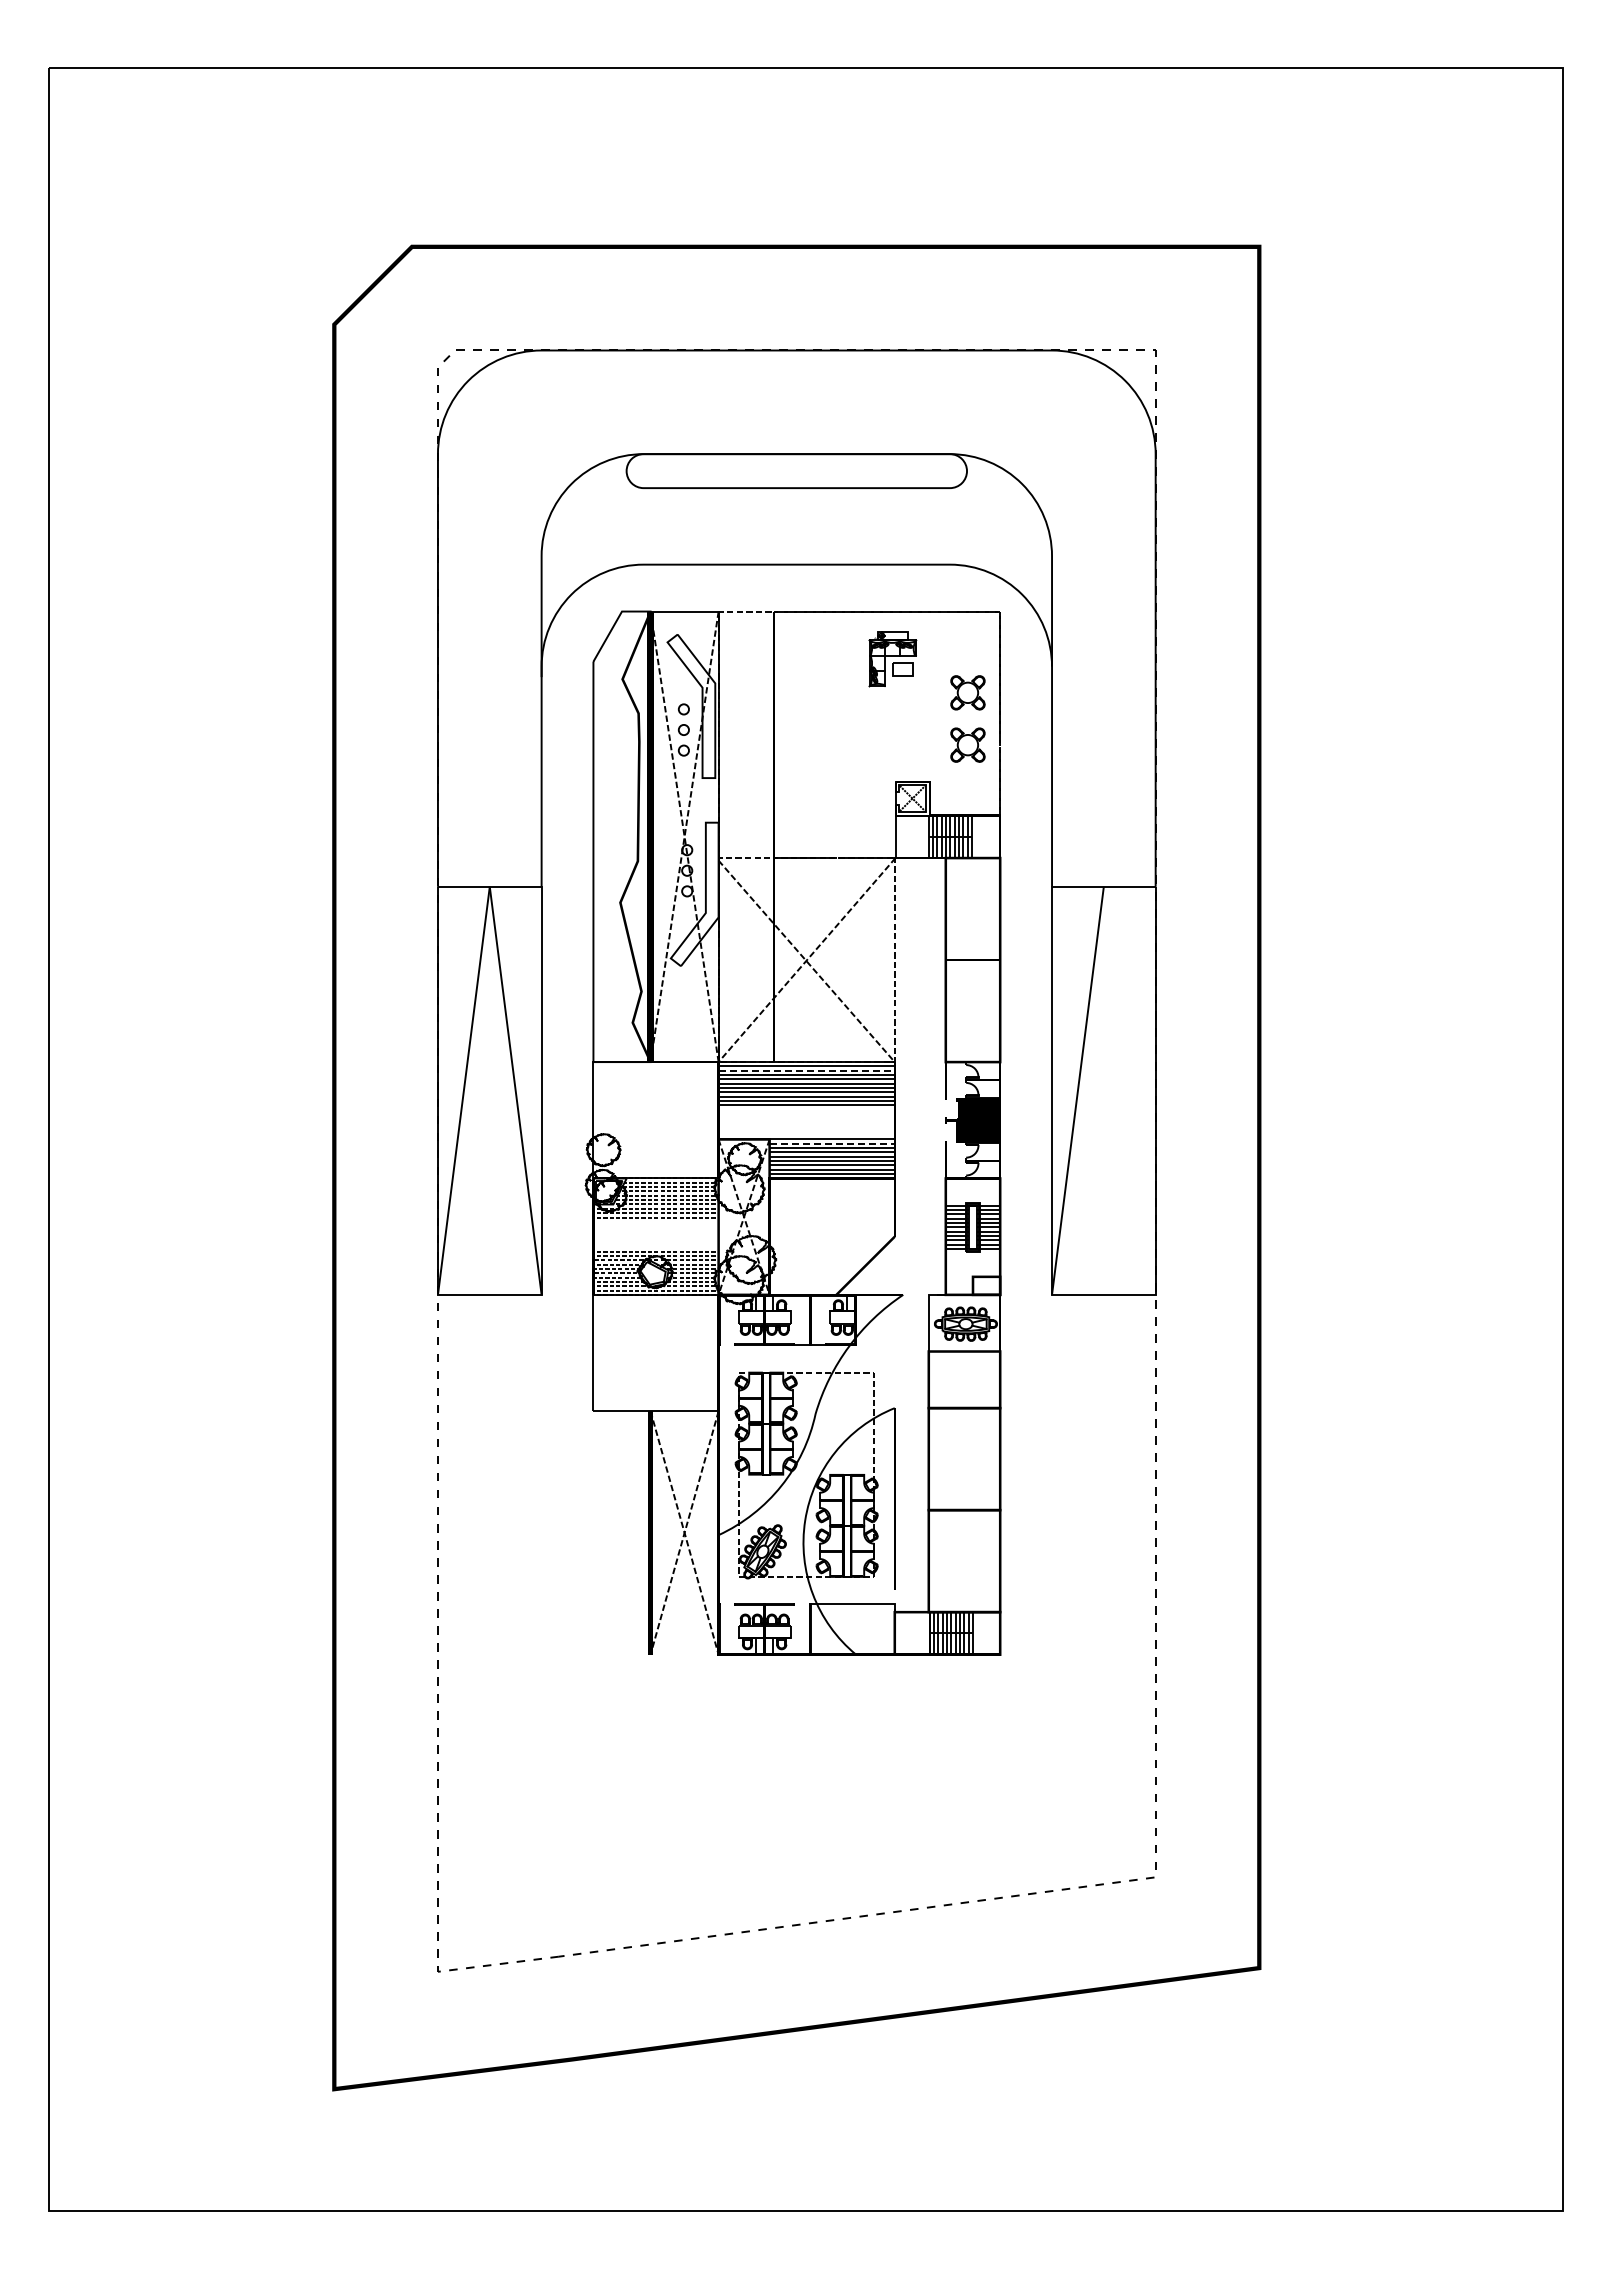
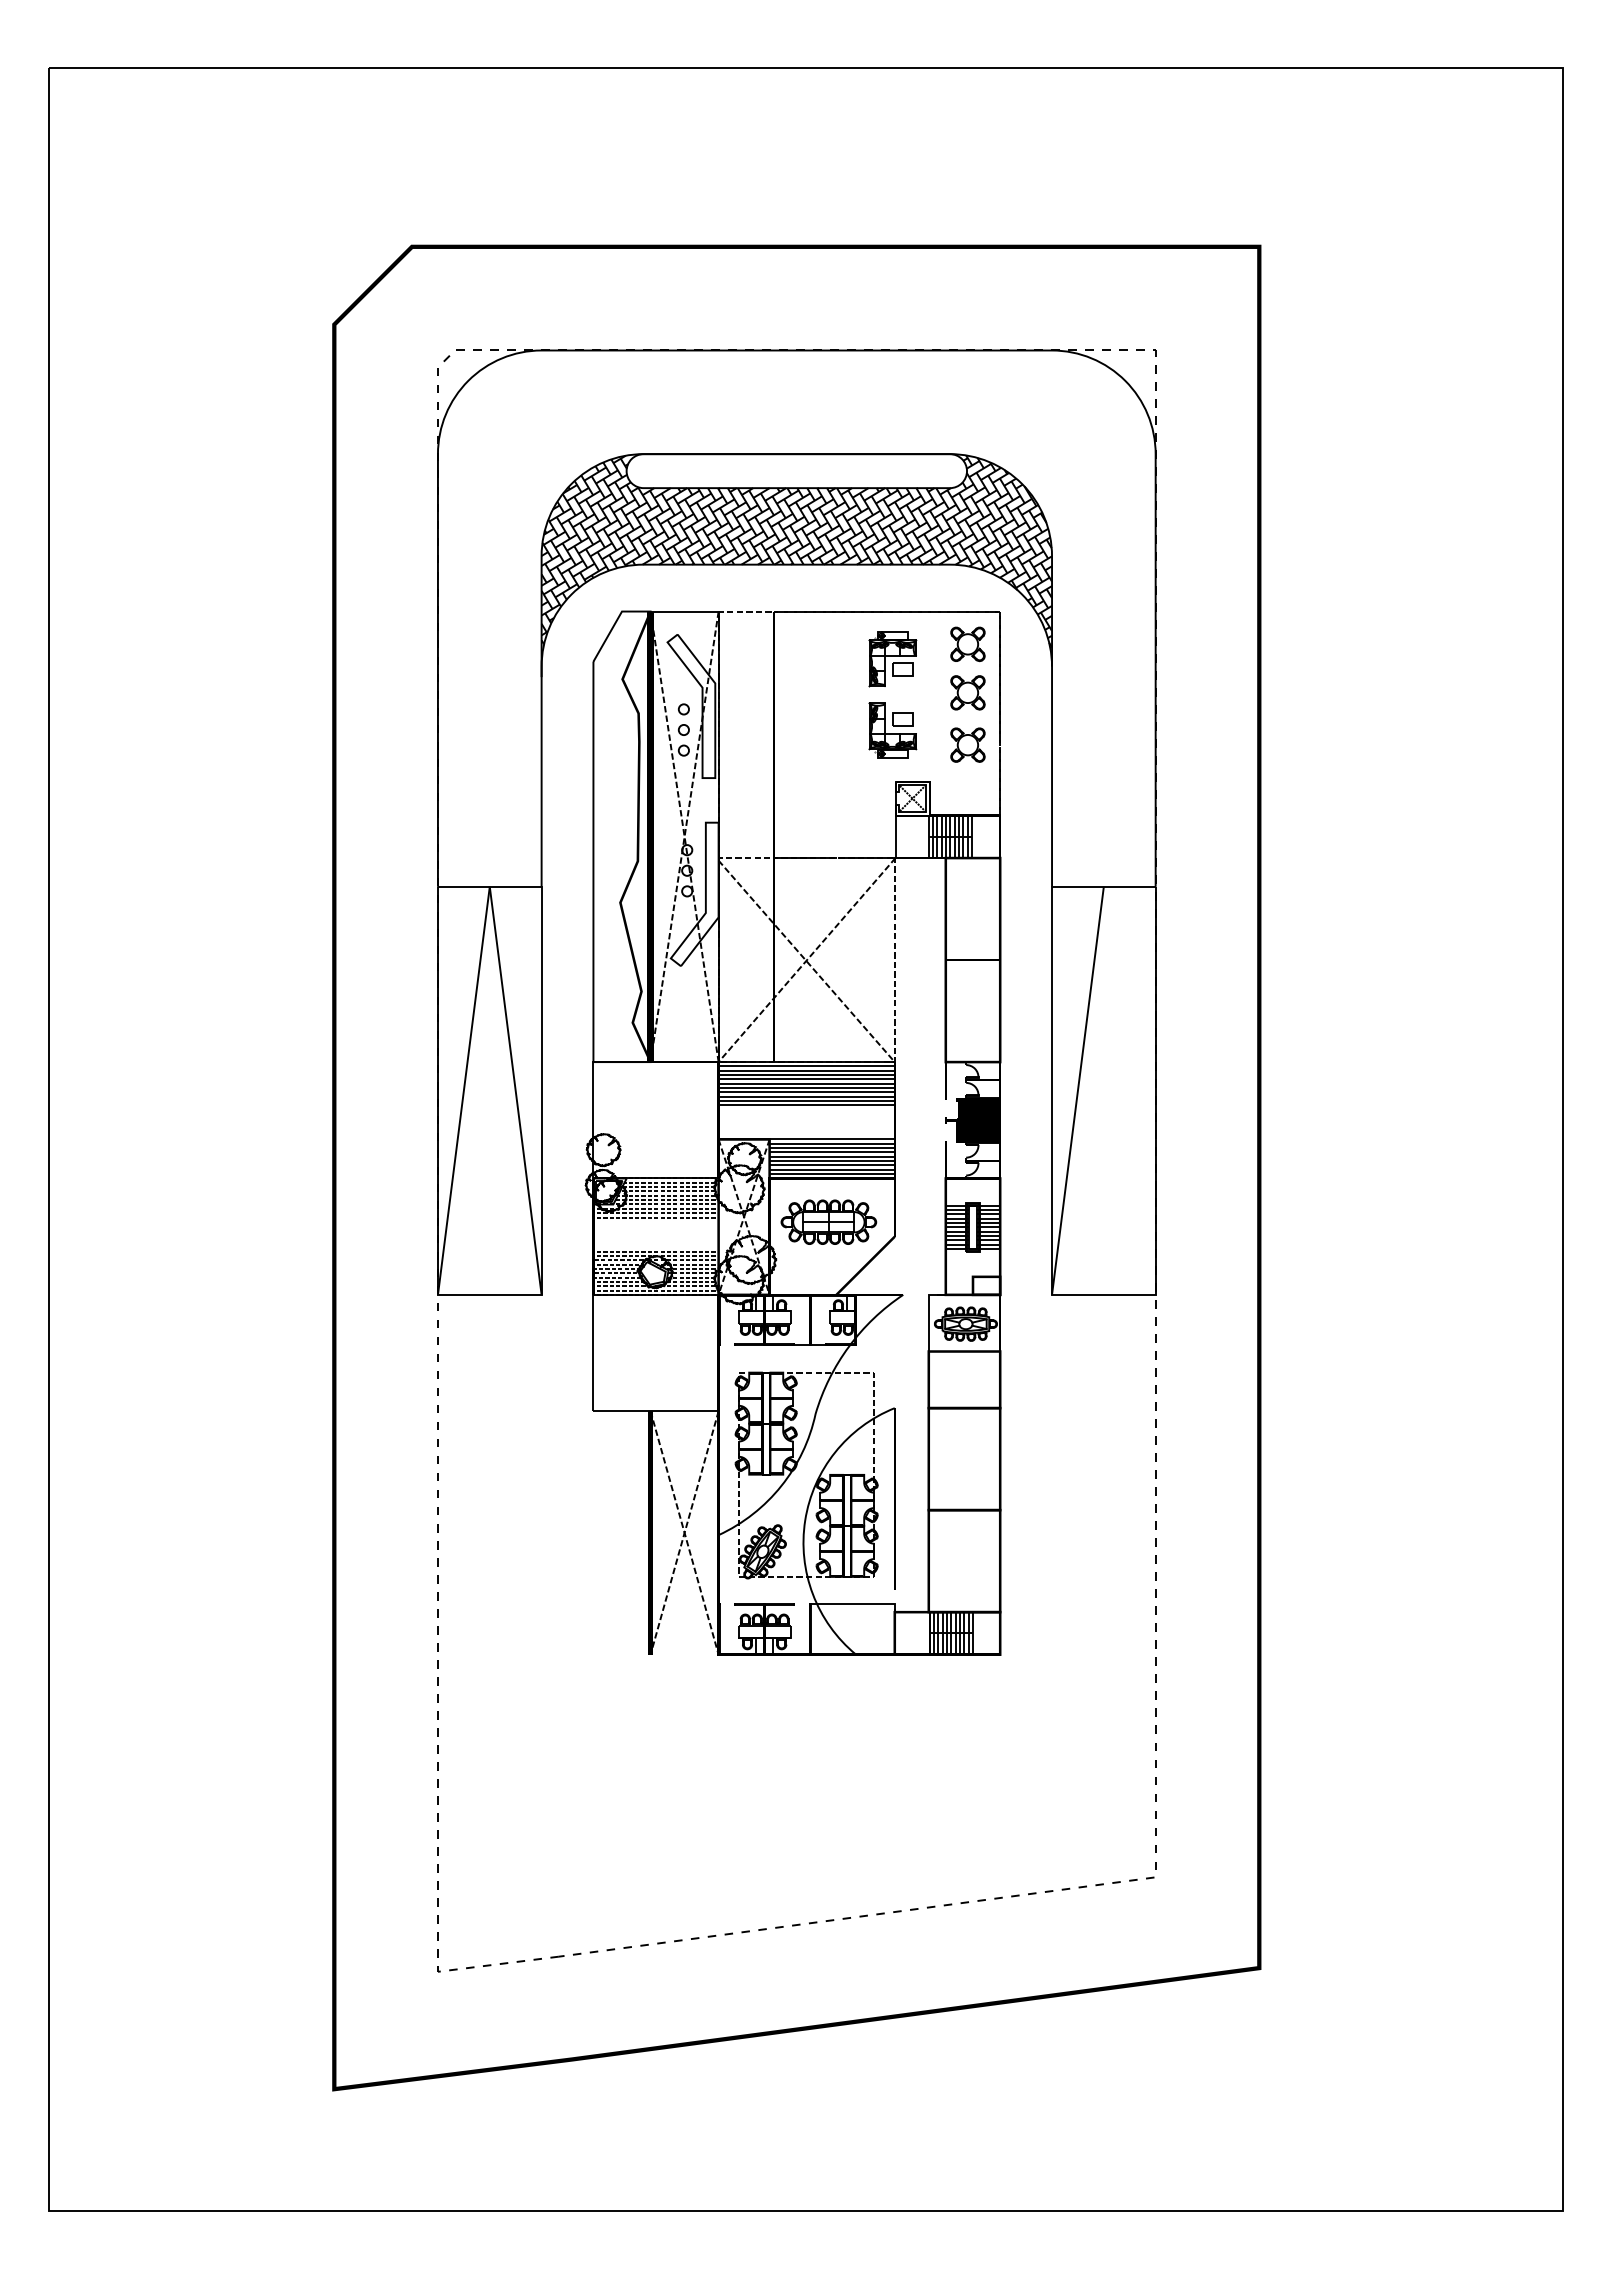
hatch: none -> present (796, 559)
part: none -> present (967, 644)
part: none -> present (892, 730)
line: dashed -> solid (807, 1070)
line: dashed -> solid (832, 1143)
part: none -> present (828, 1221)
